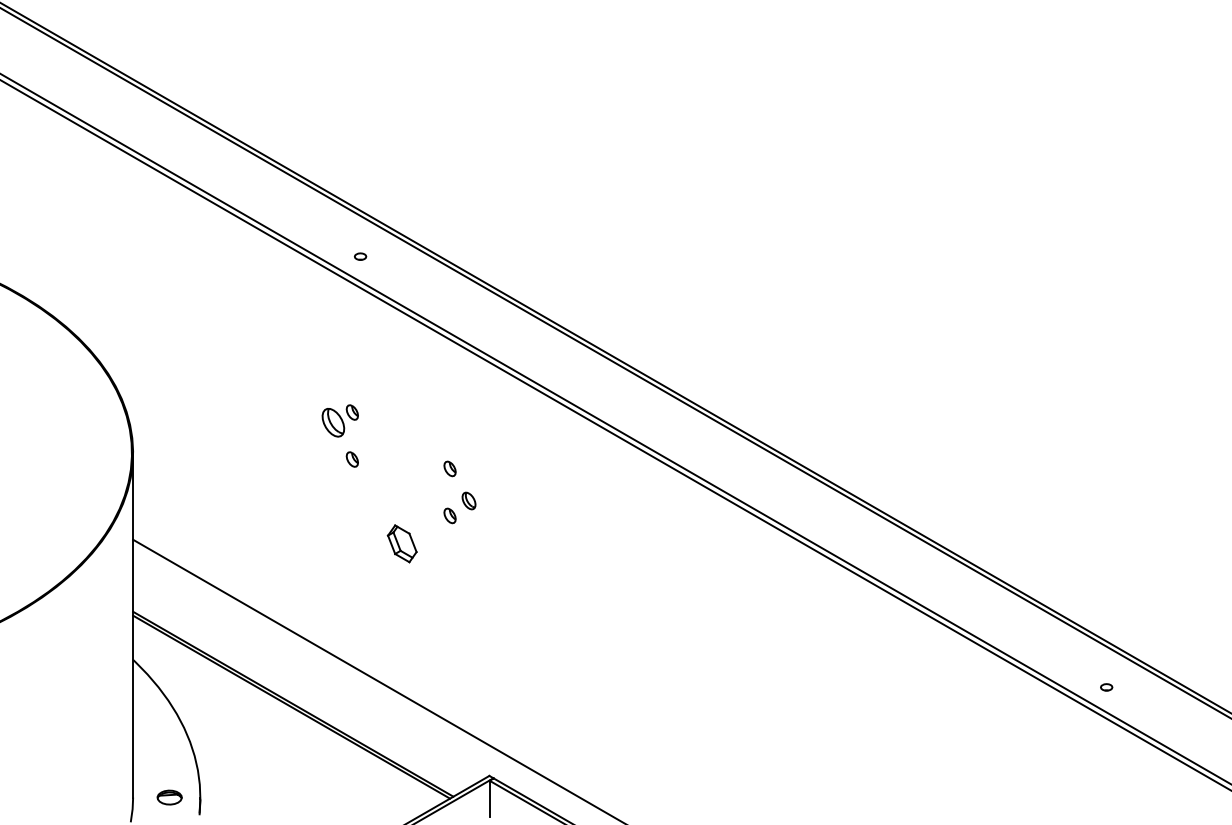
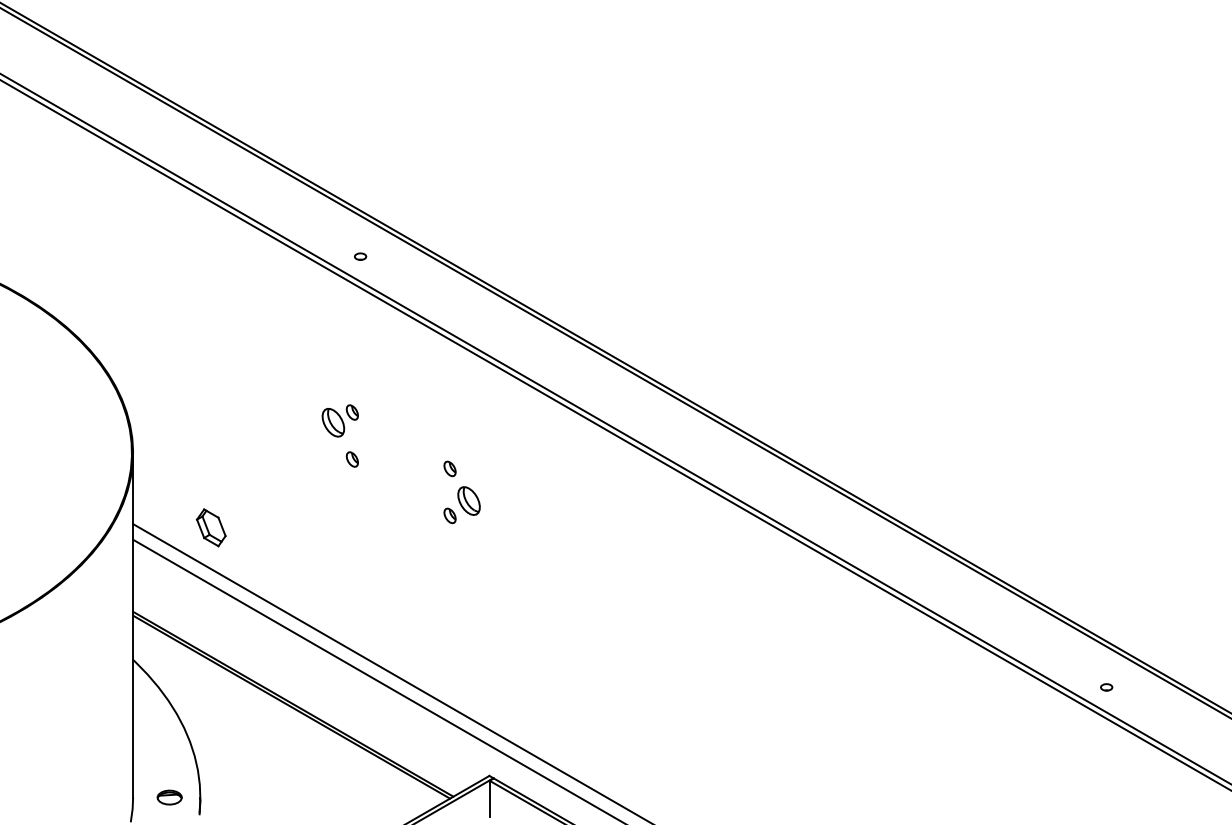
part size: 16x20 px -> 24x30 px (468, 500)
part position: (401, 543) -> (210, 527) (210, 527)
line: none -> present (390, 672)
